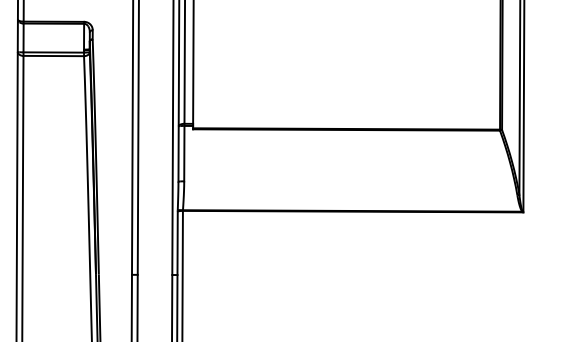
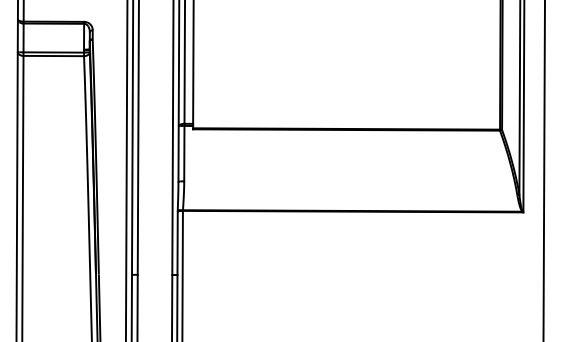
line: none -> present (126, 170)
line: none -> present (543, 170)
